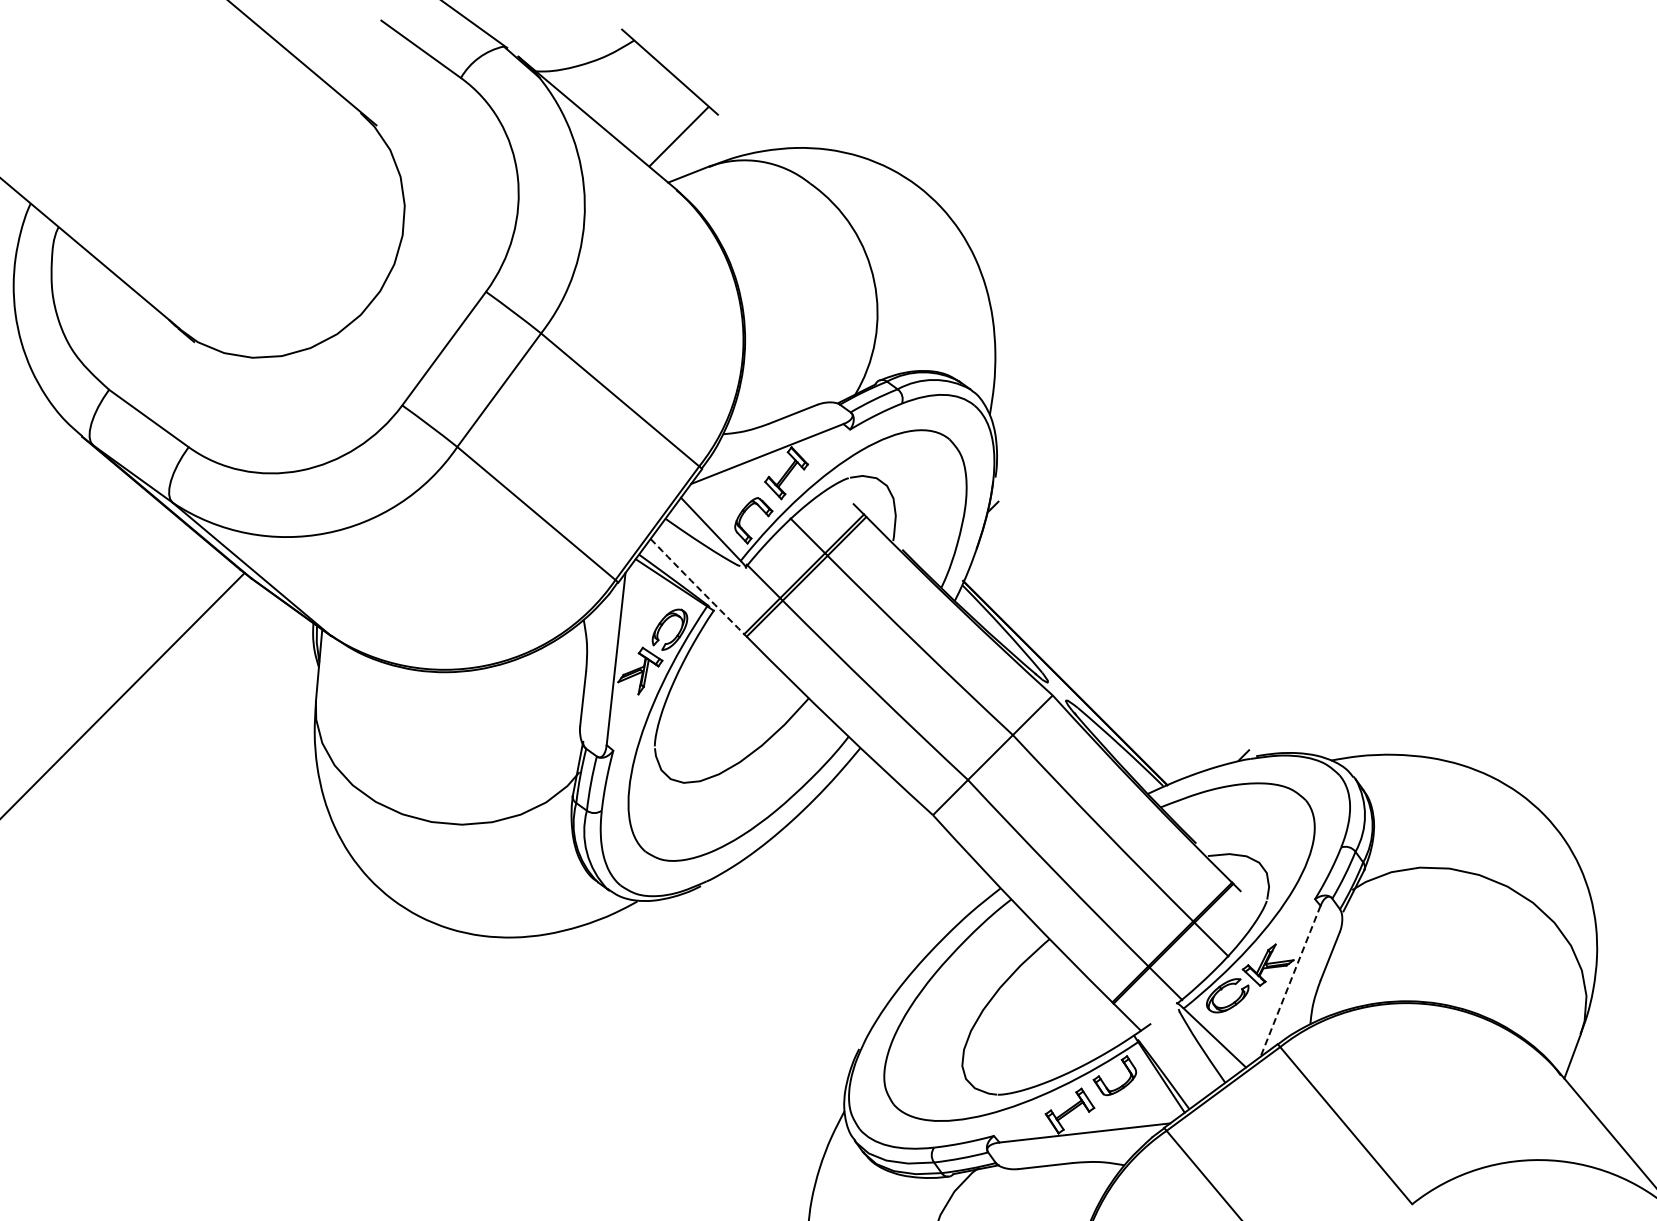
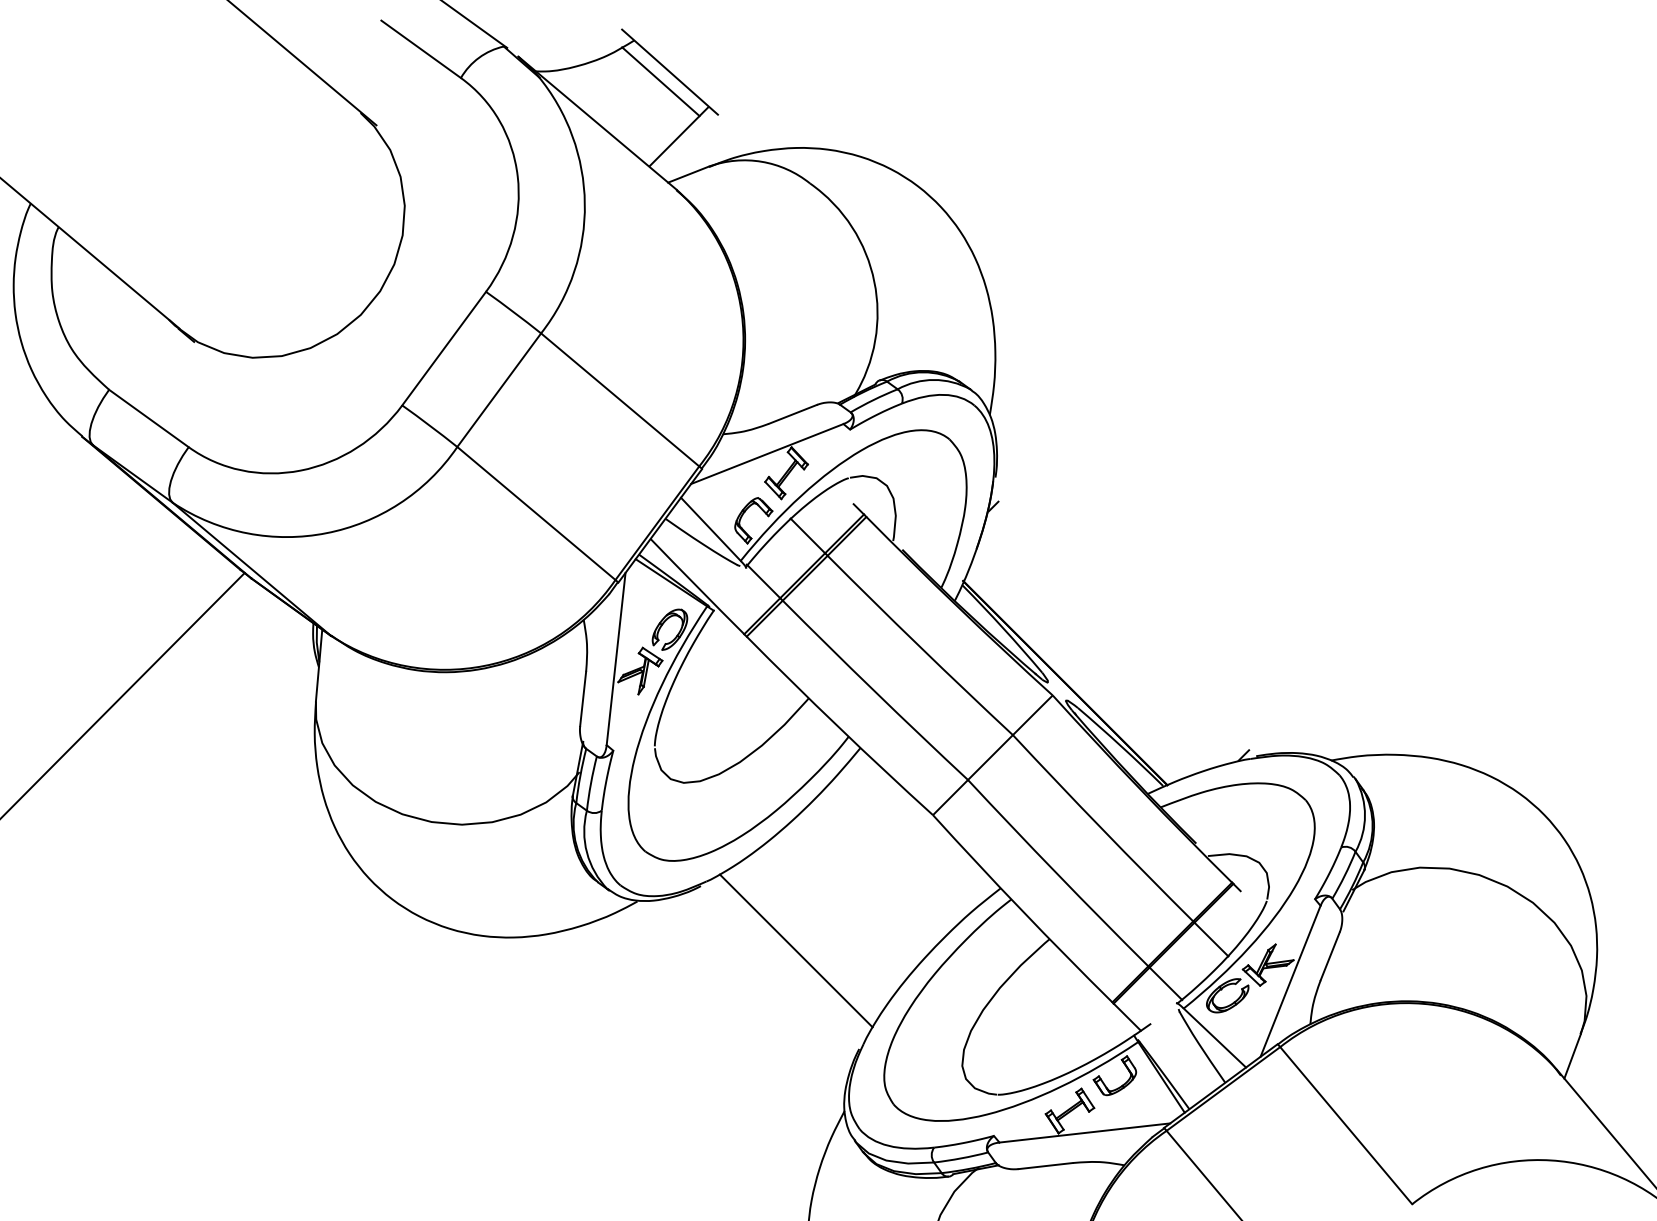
line: none -> present (660, 81)
arc: dashed -> solid (697, 586)
line: none -> present (795, 950)
line: dashed -> solid (1290, 981)
